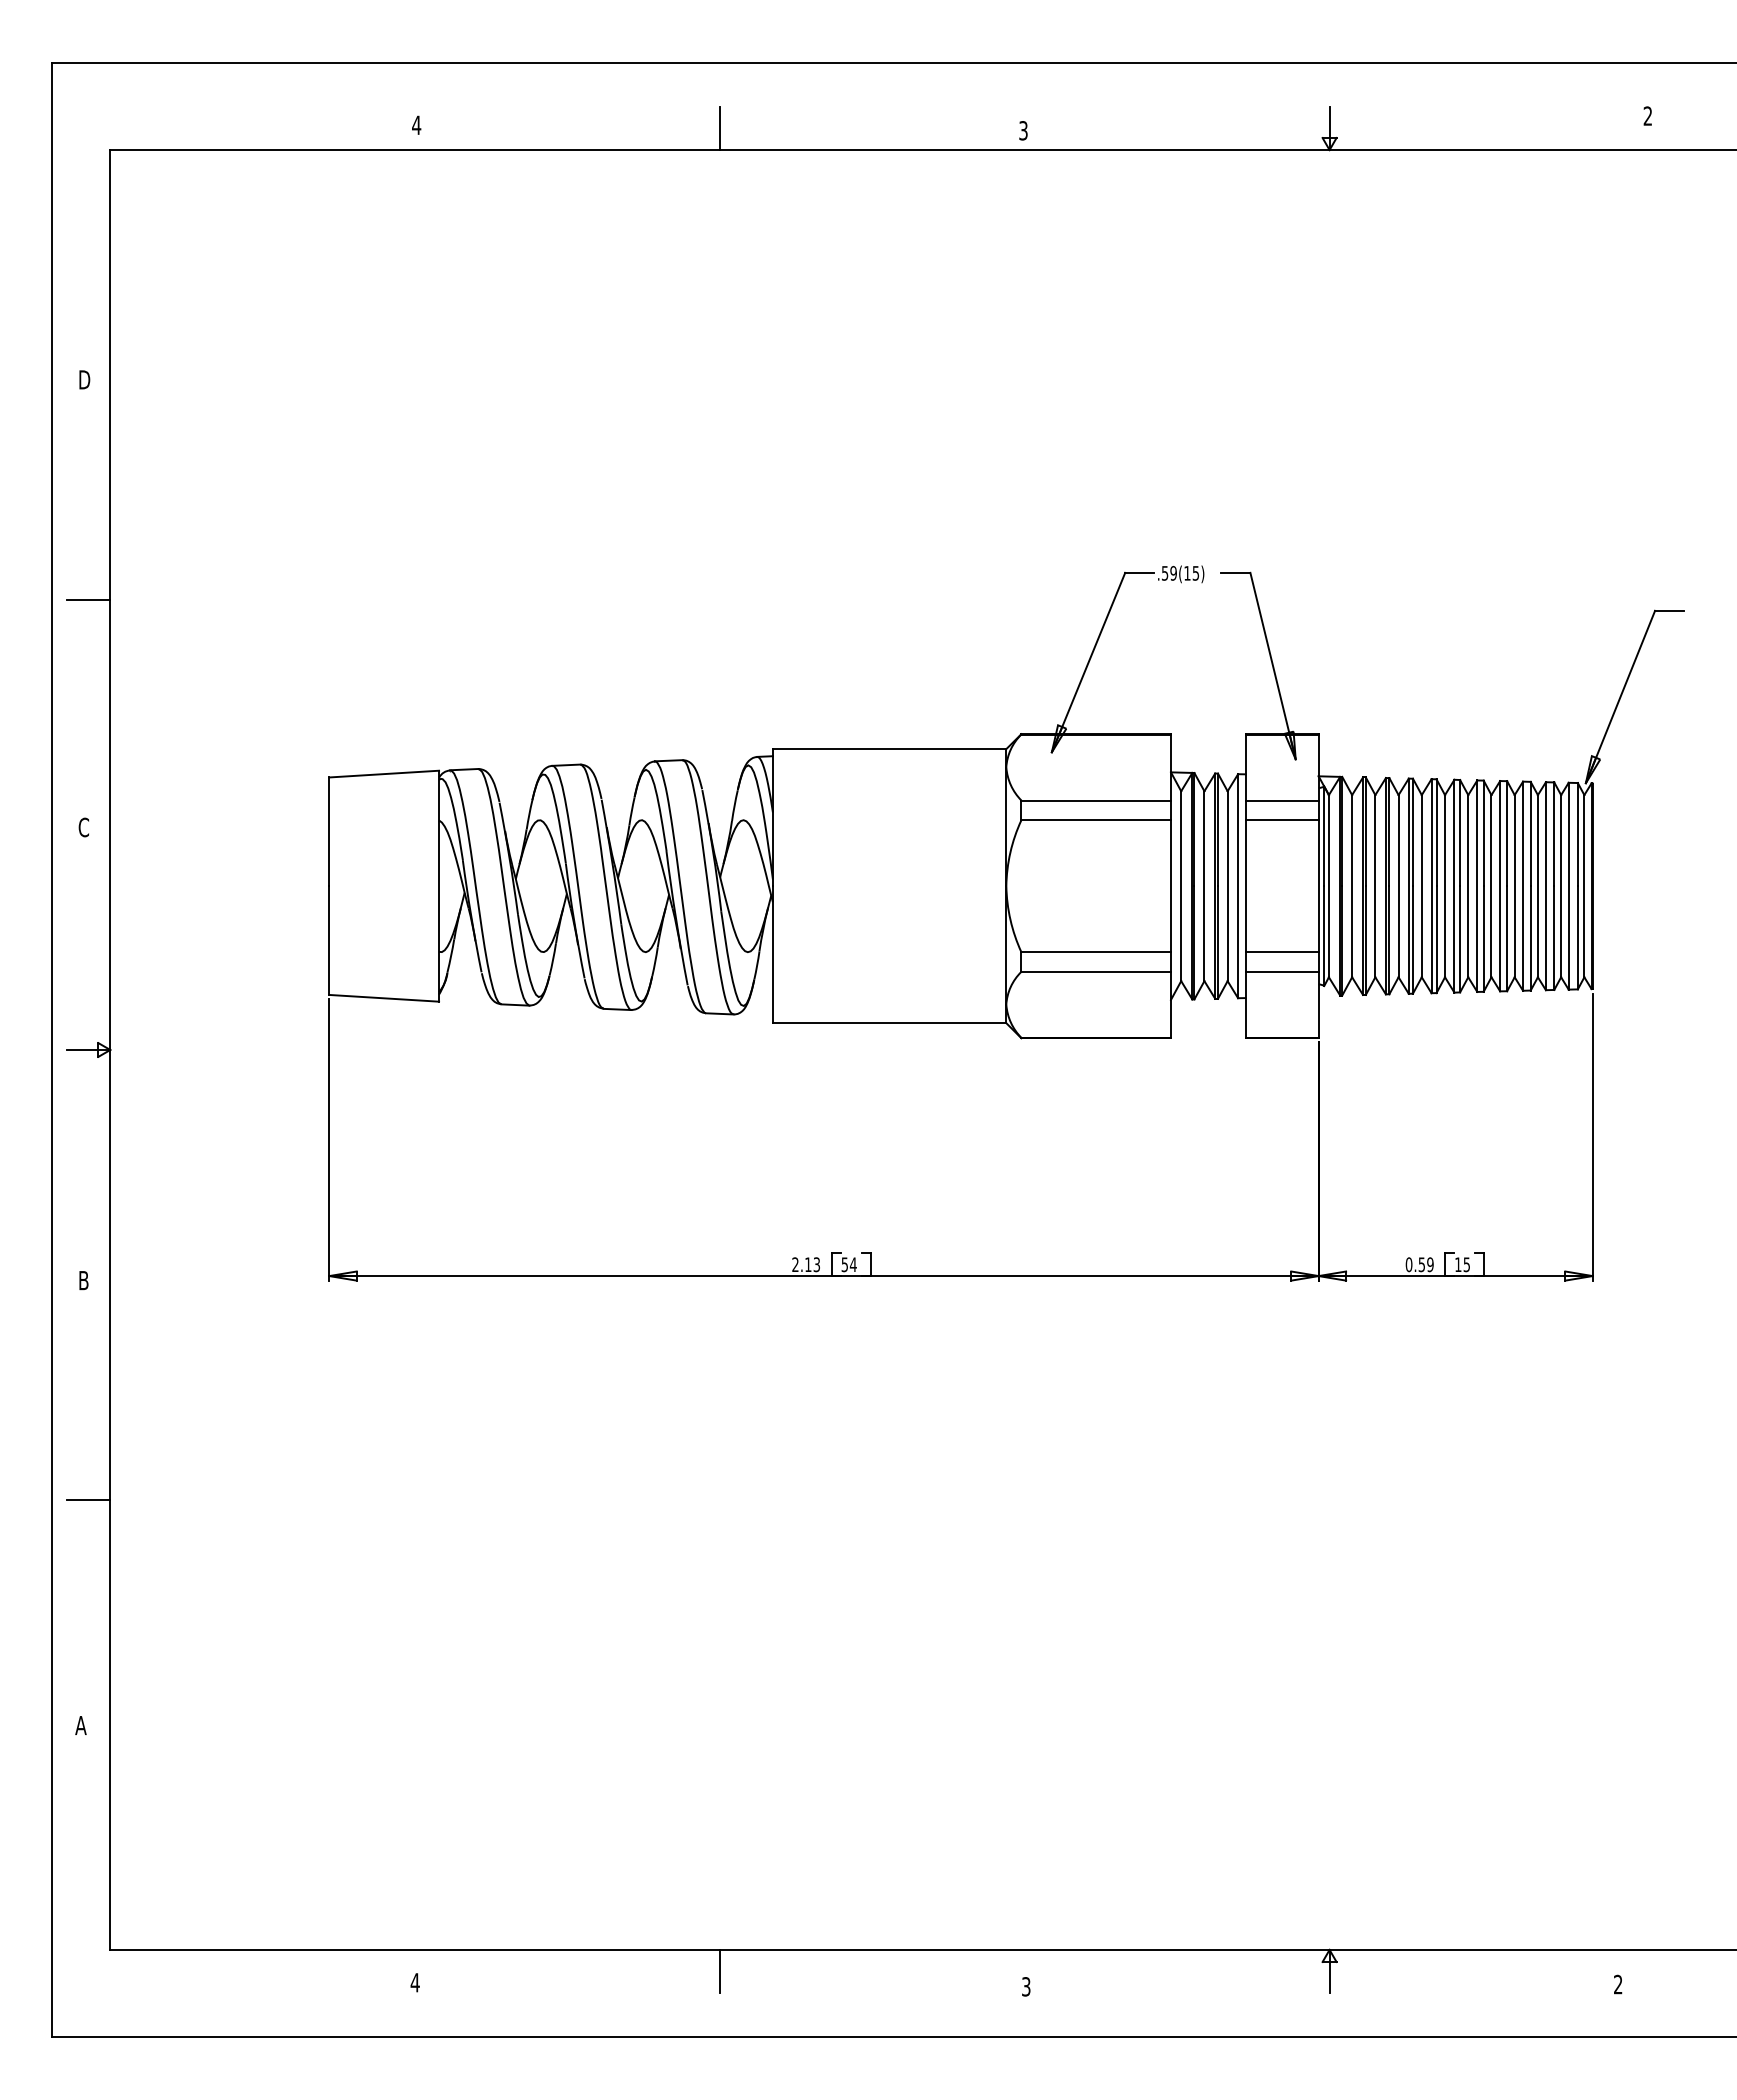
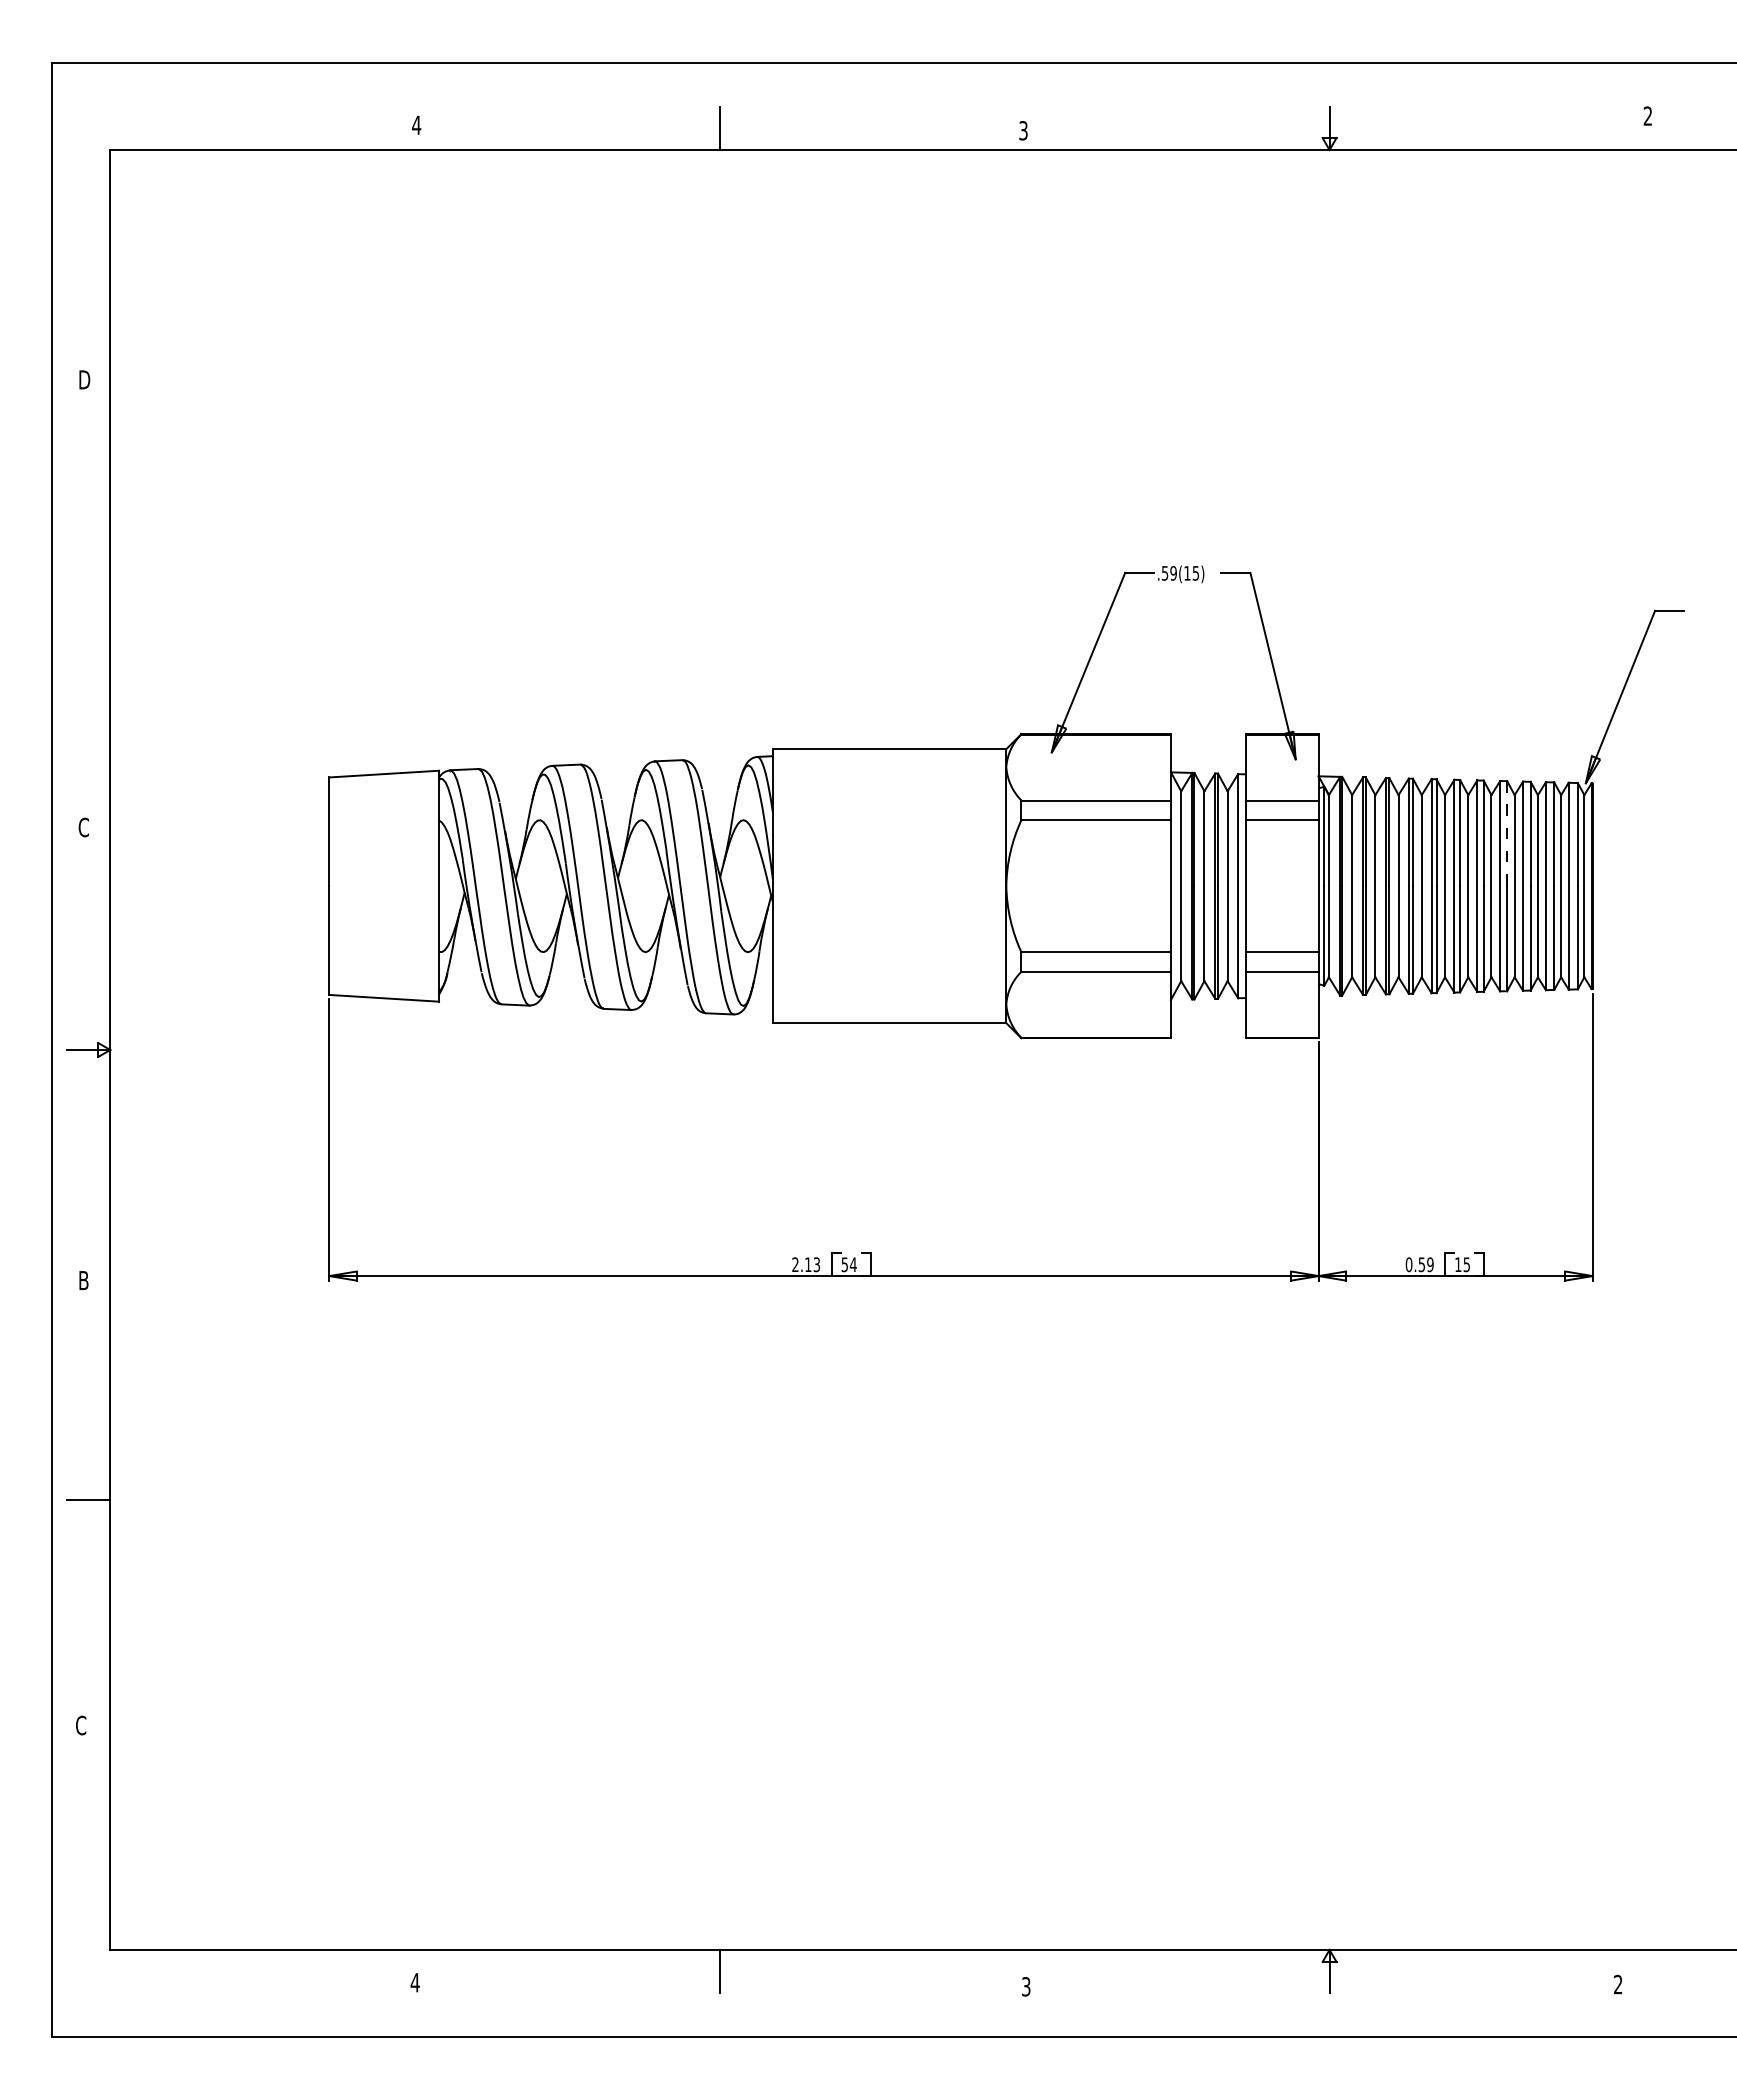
line: present -> none (88, 600)
line: solid -> dashed (1507, 834)
text: A -> C (80, 1725)
